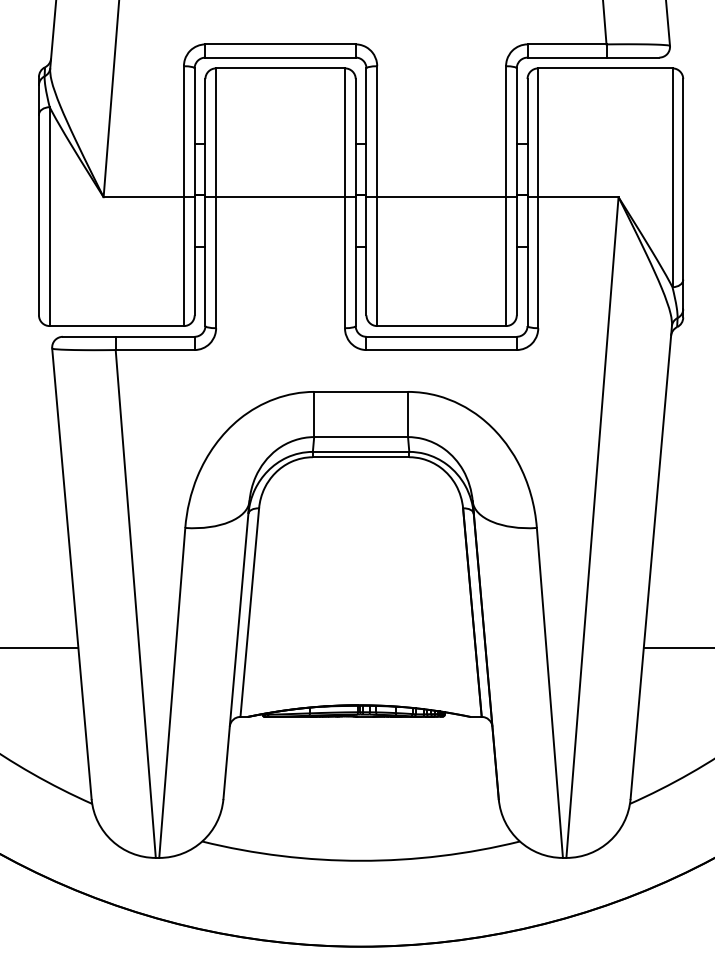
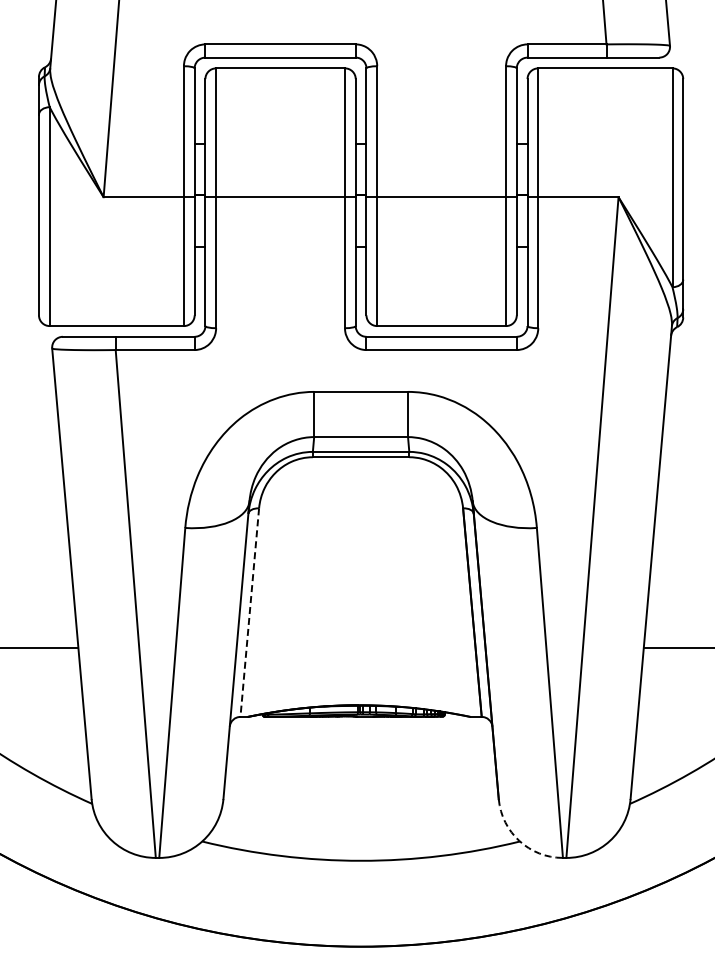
line: solid -> dashed (249, 612)
arc: solid -> dashed (519, 841)
